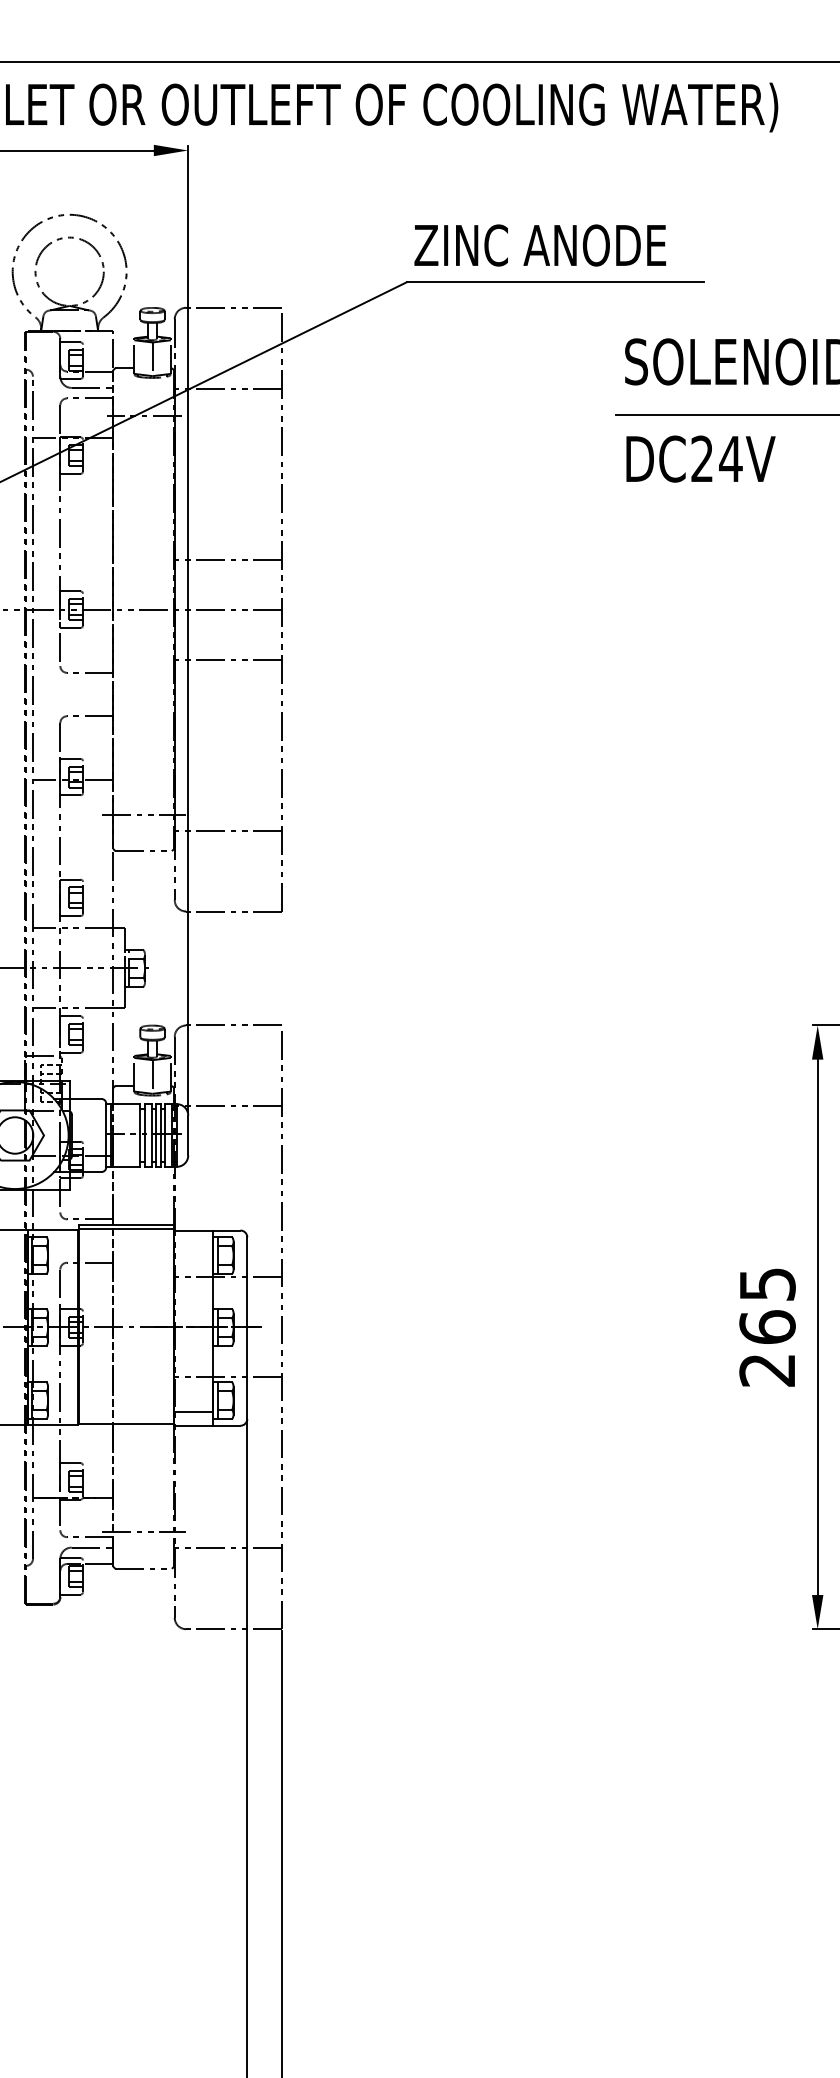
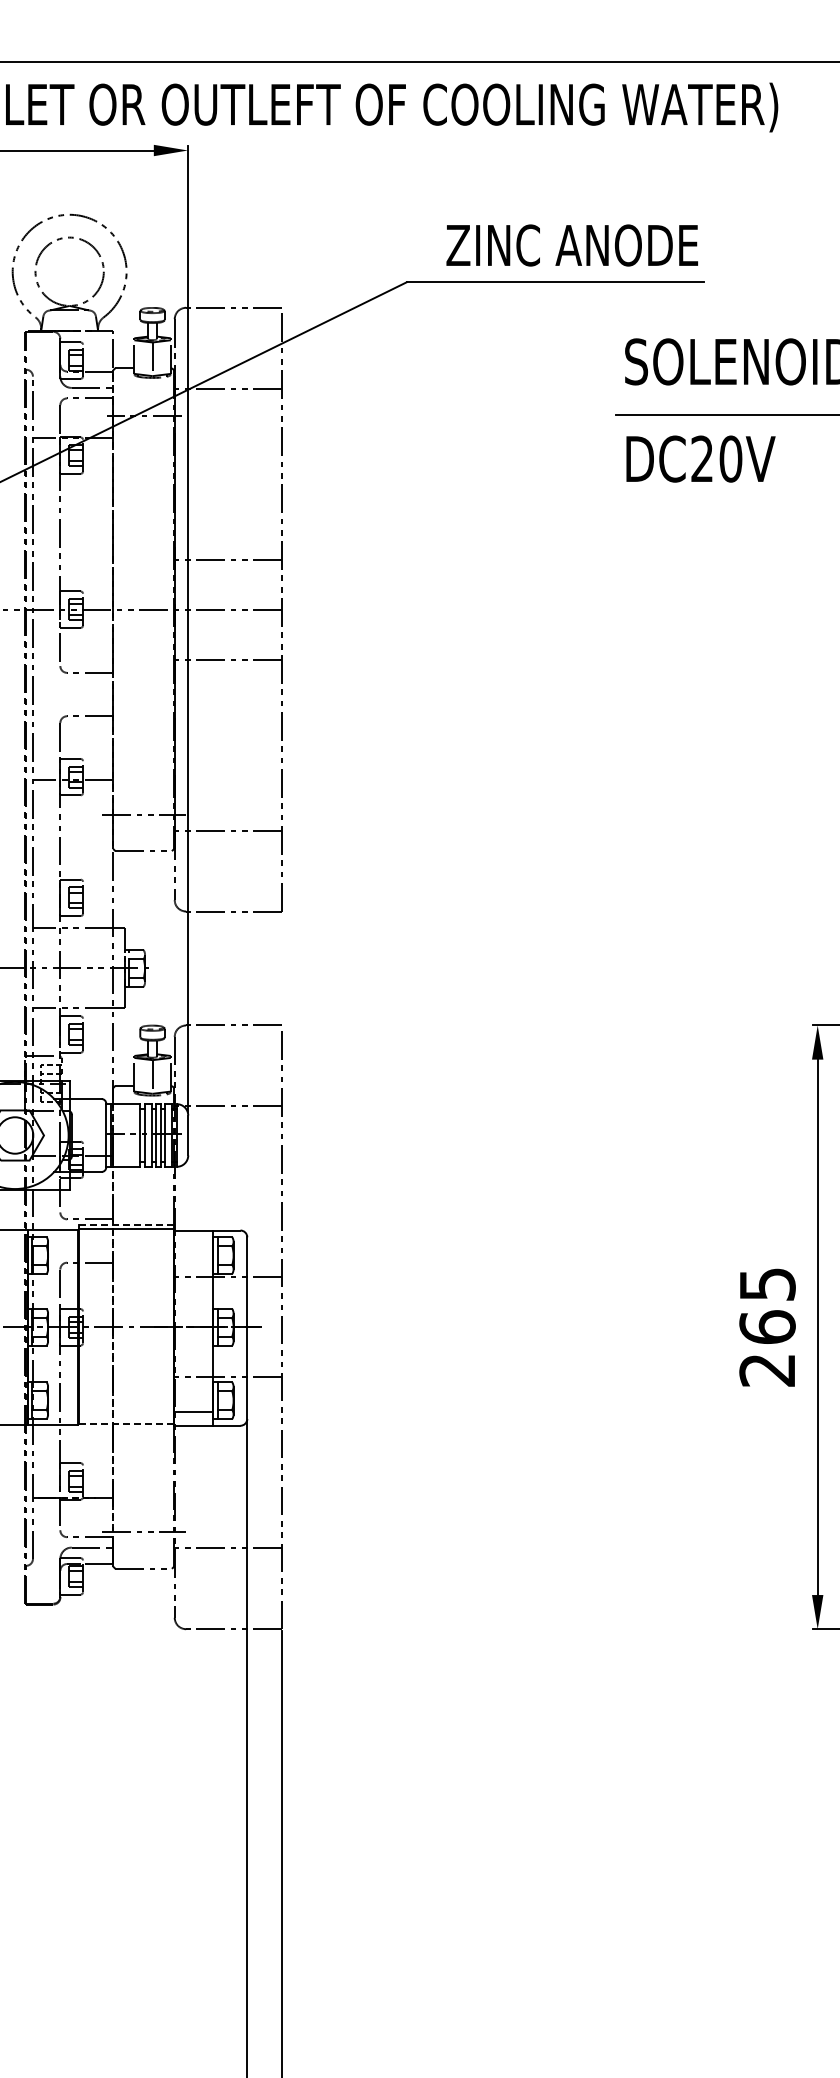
text position: (539, 245) -> (571, 245) (571, 245)
text: DC24V -> DC20V (730, 458)
line: solid -> dashed (126, 1224)
line: solid -> dashed (126, 1424)
